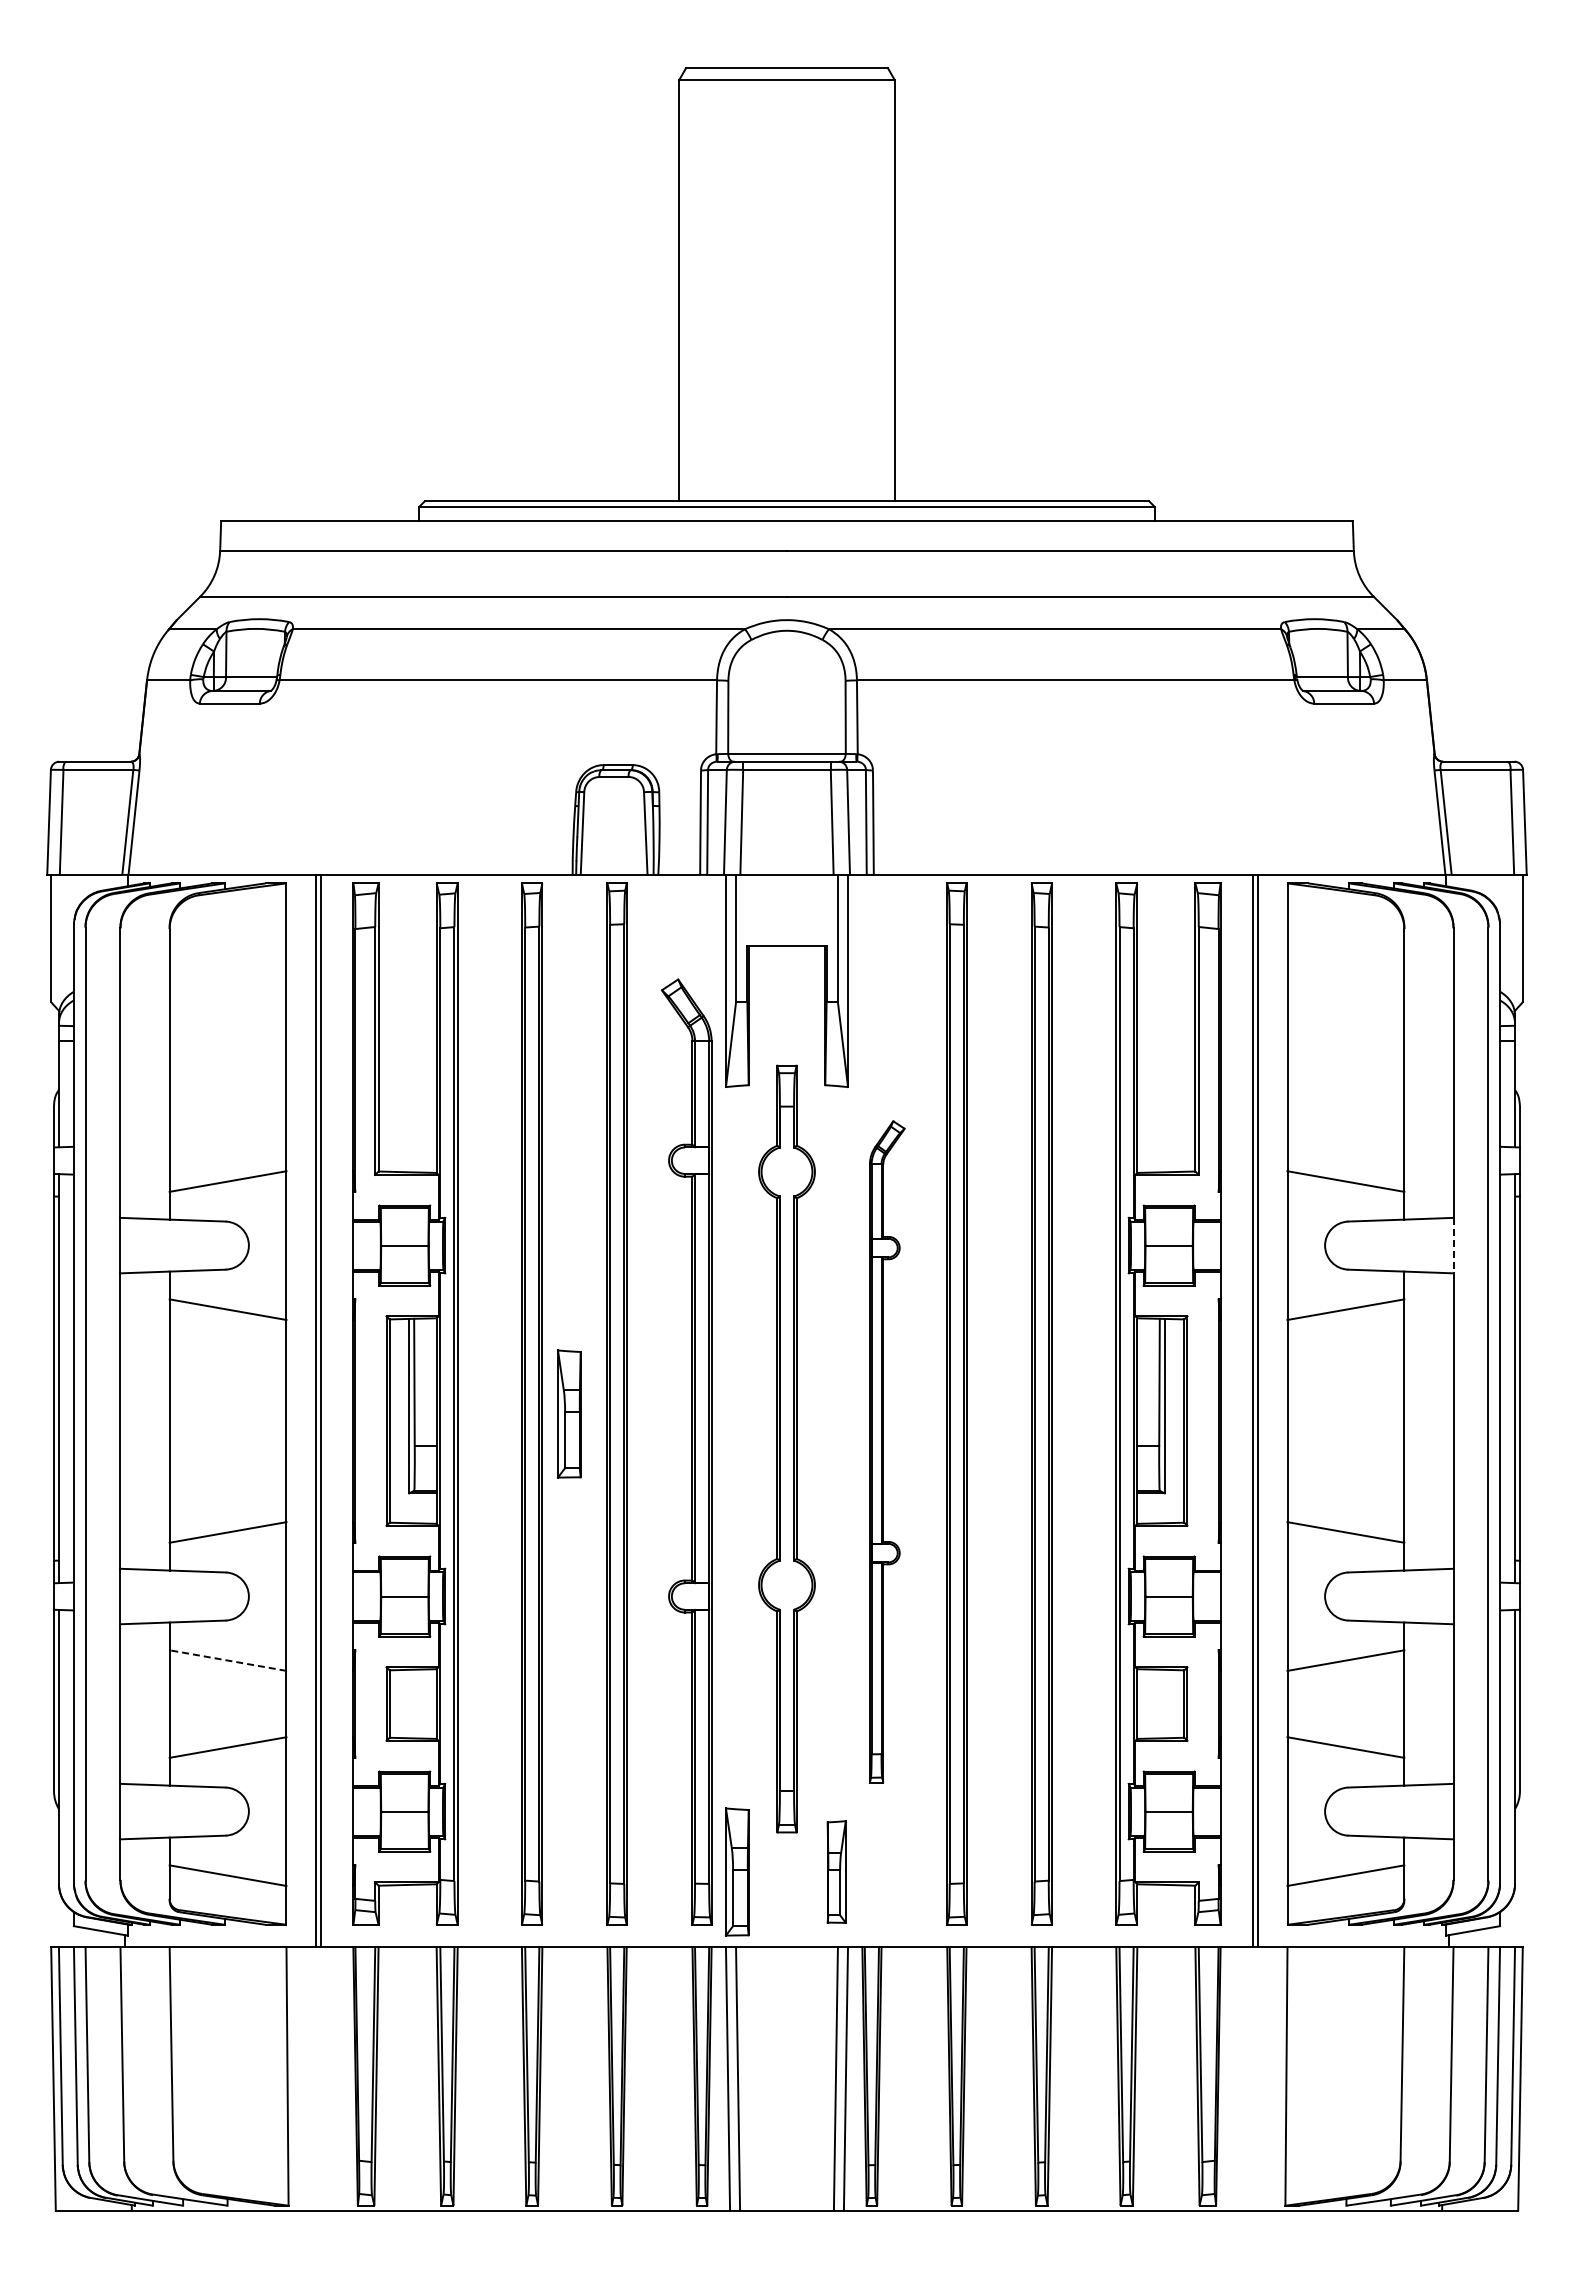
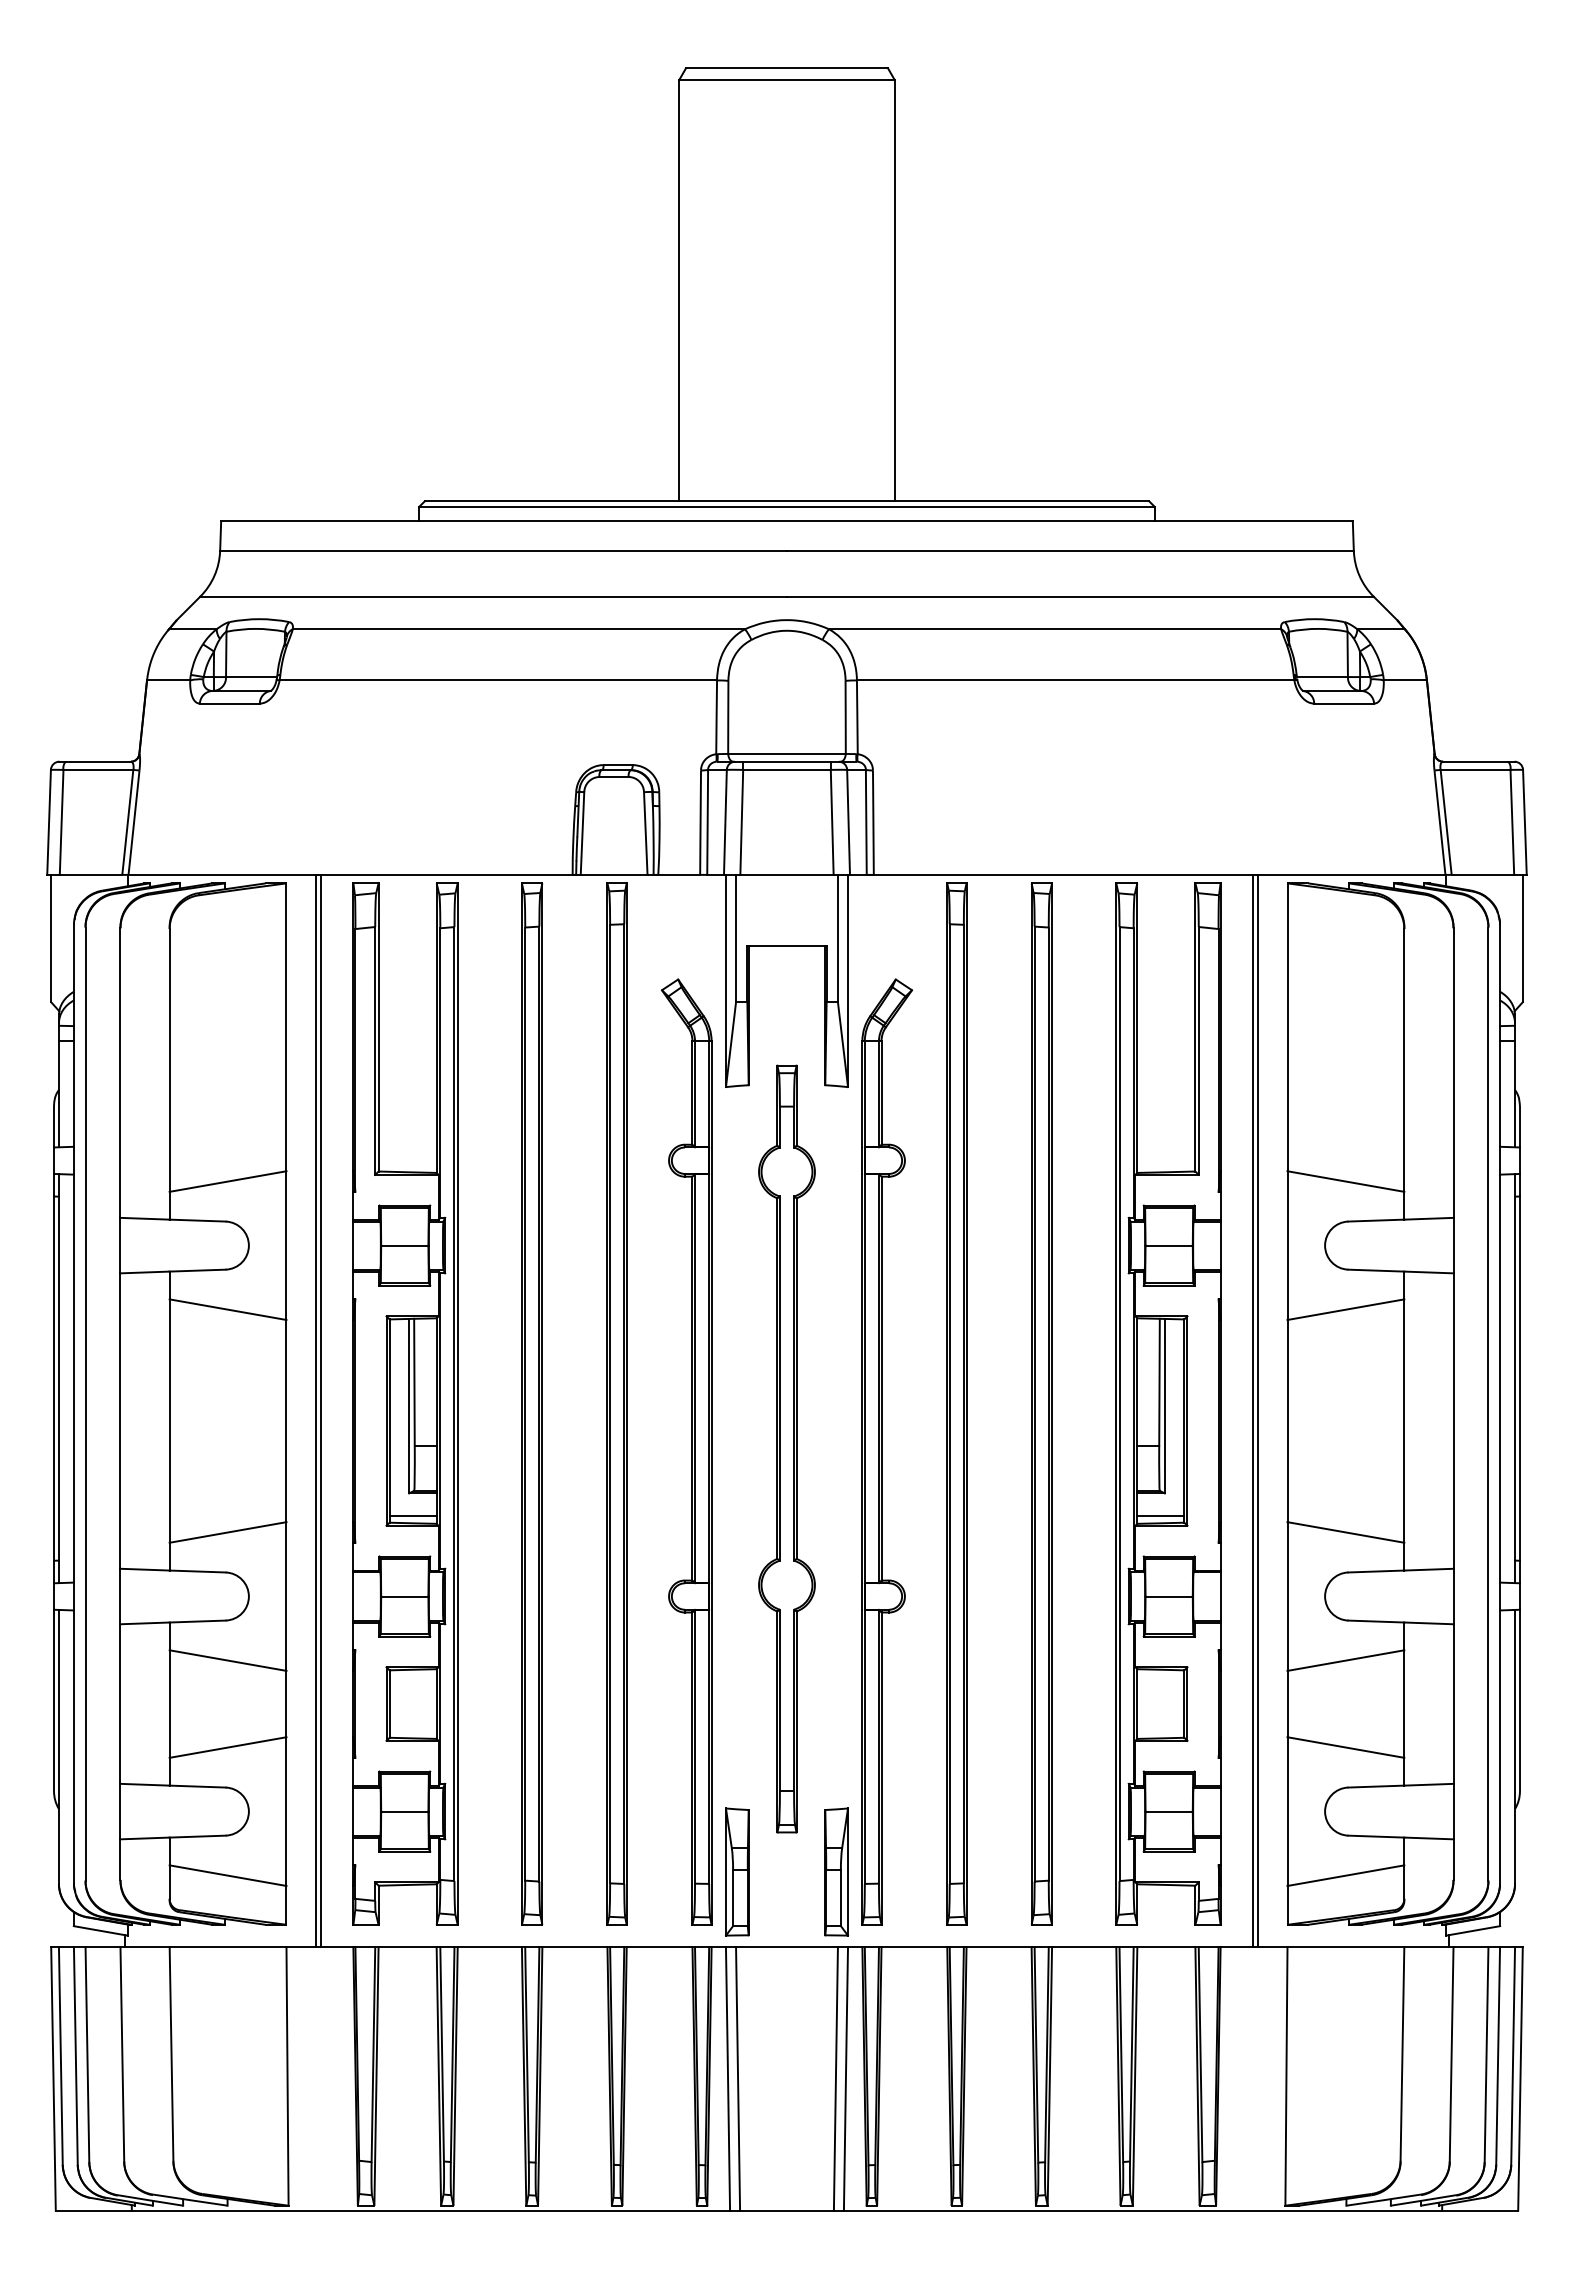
line: dashed -> solid (1453, 1245)
part: present -> none (568, 1413)
part size: 37x664 px -> 53x948 px (887, 1451)
line: none -> present (412, 1515)
line: none -> present (1160, 1515)
line: dashed -> solid (227, 1660)
part size: 21x104 px -> 26x130 px (836, 1871)
